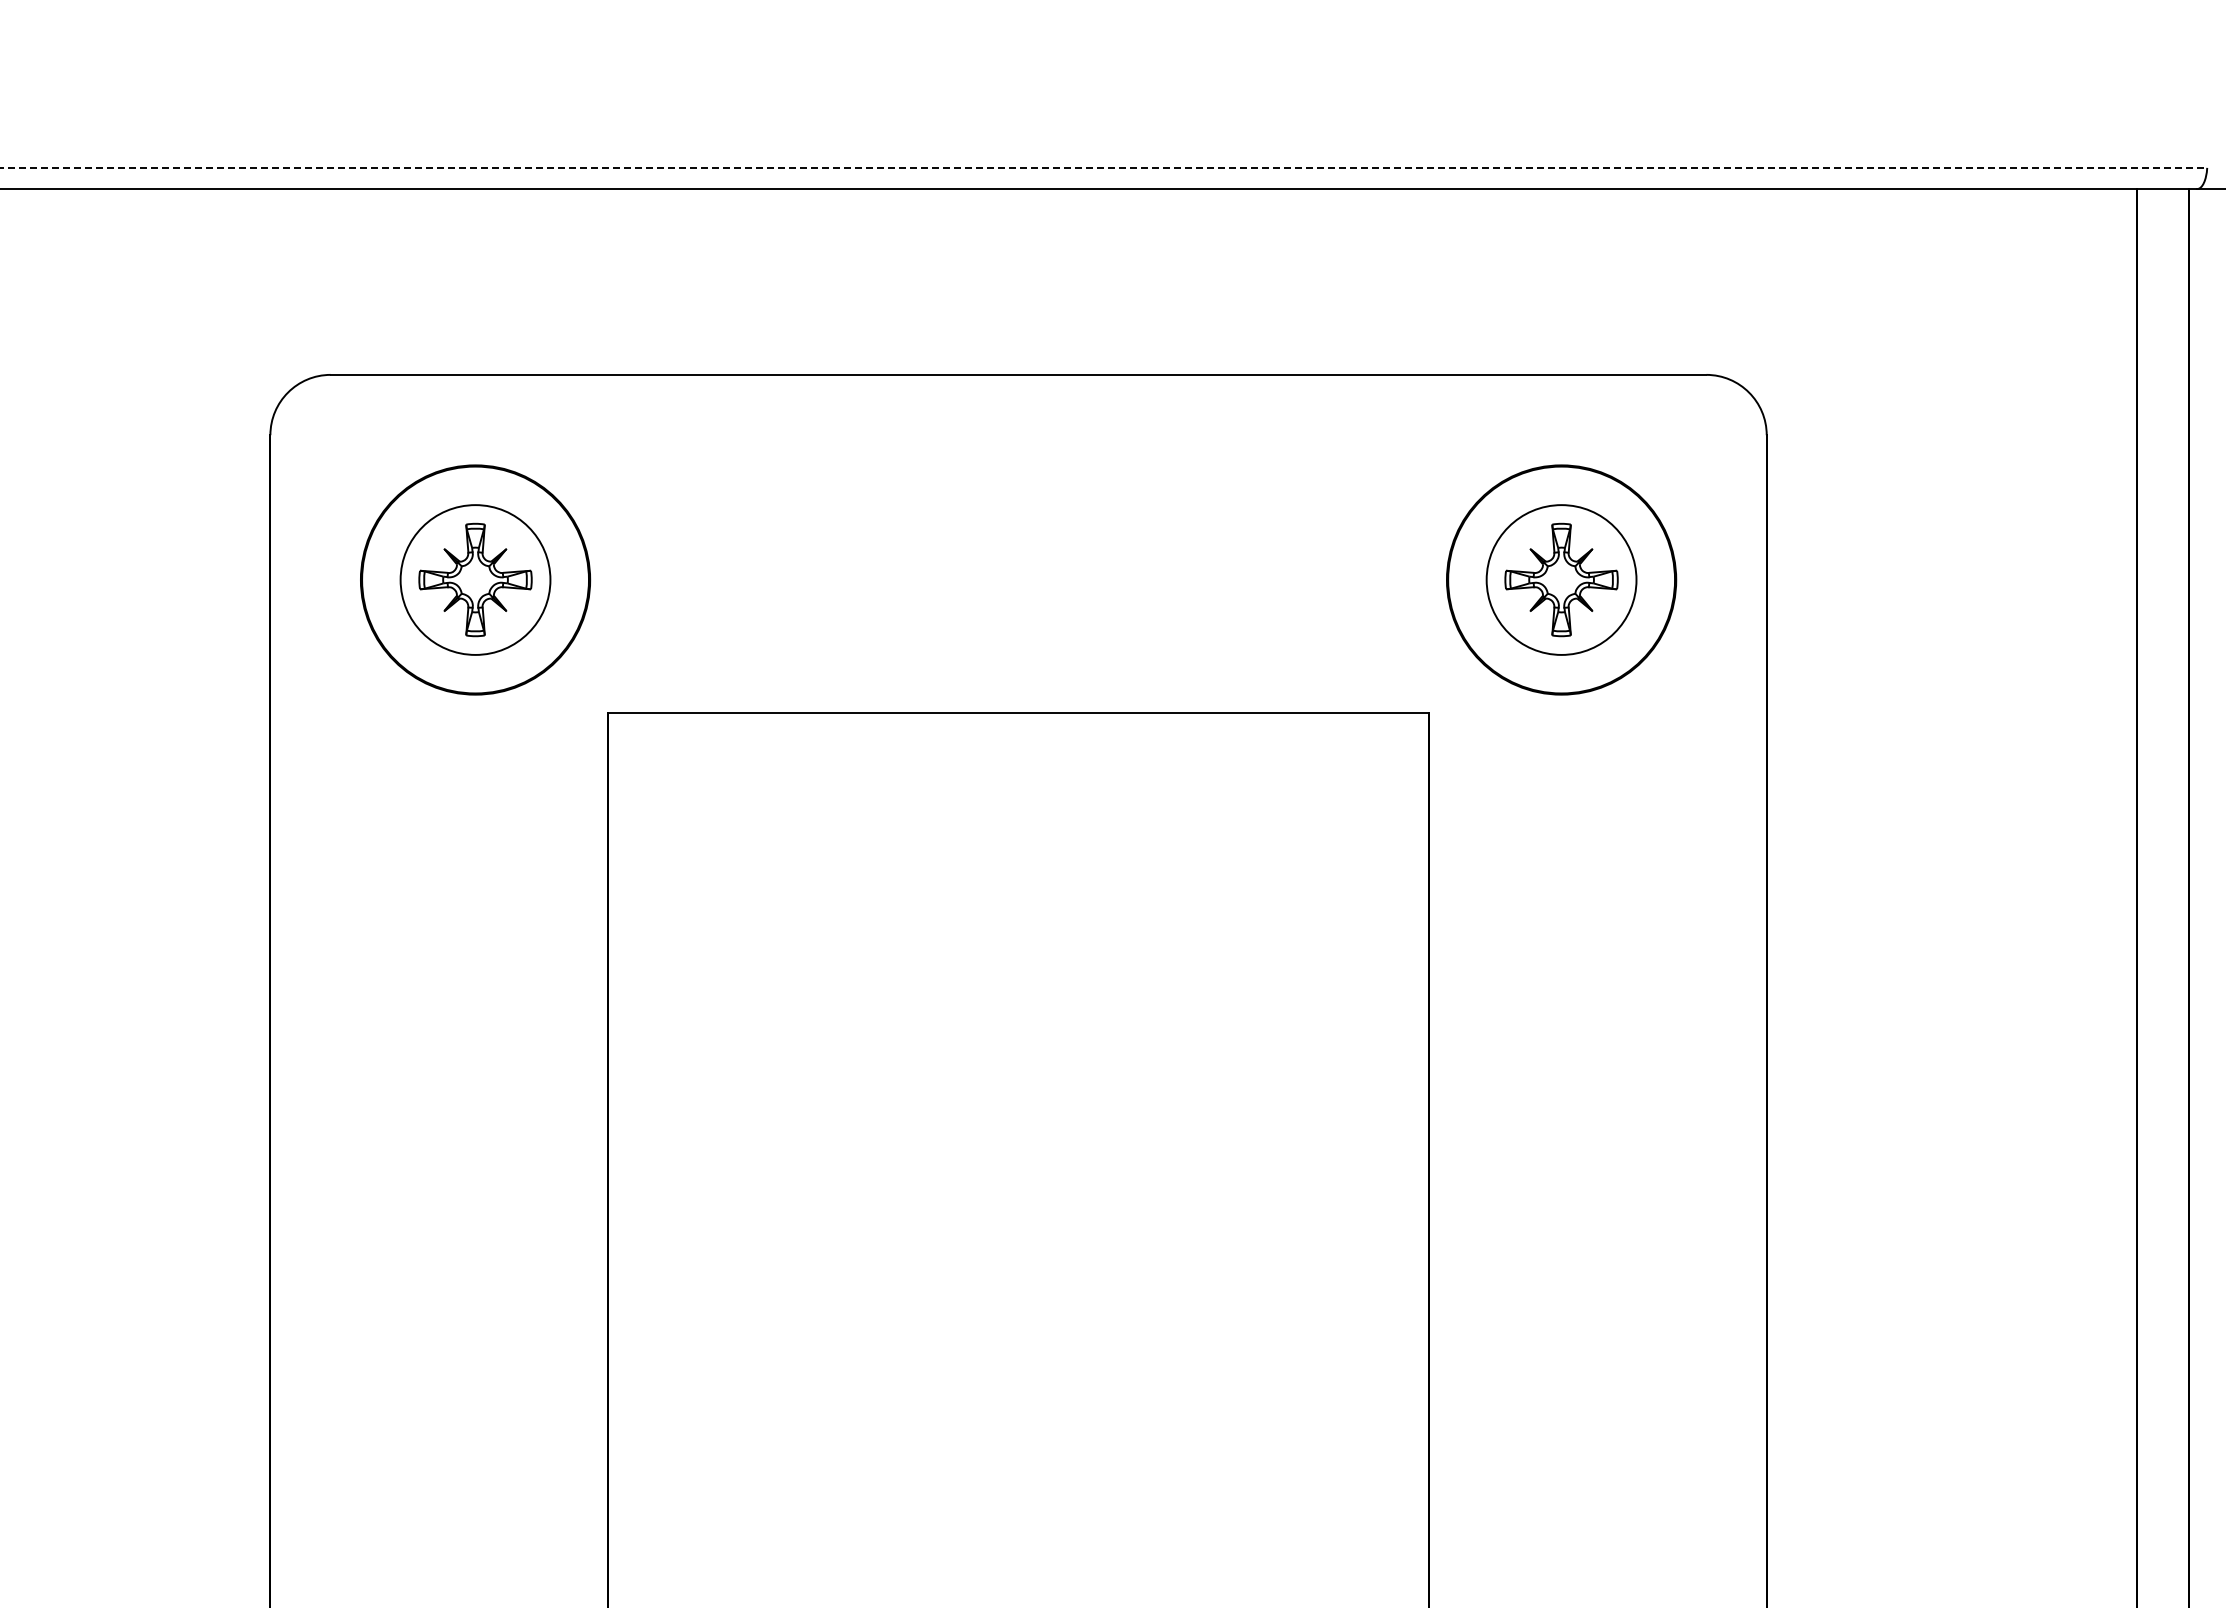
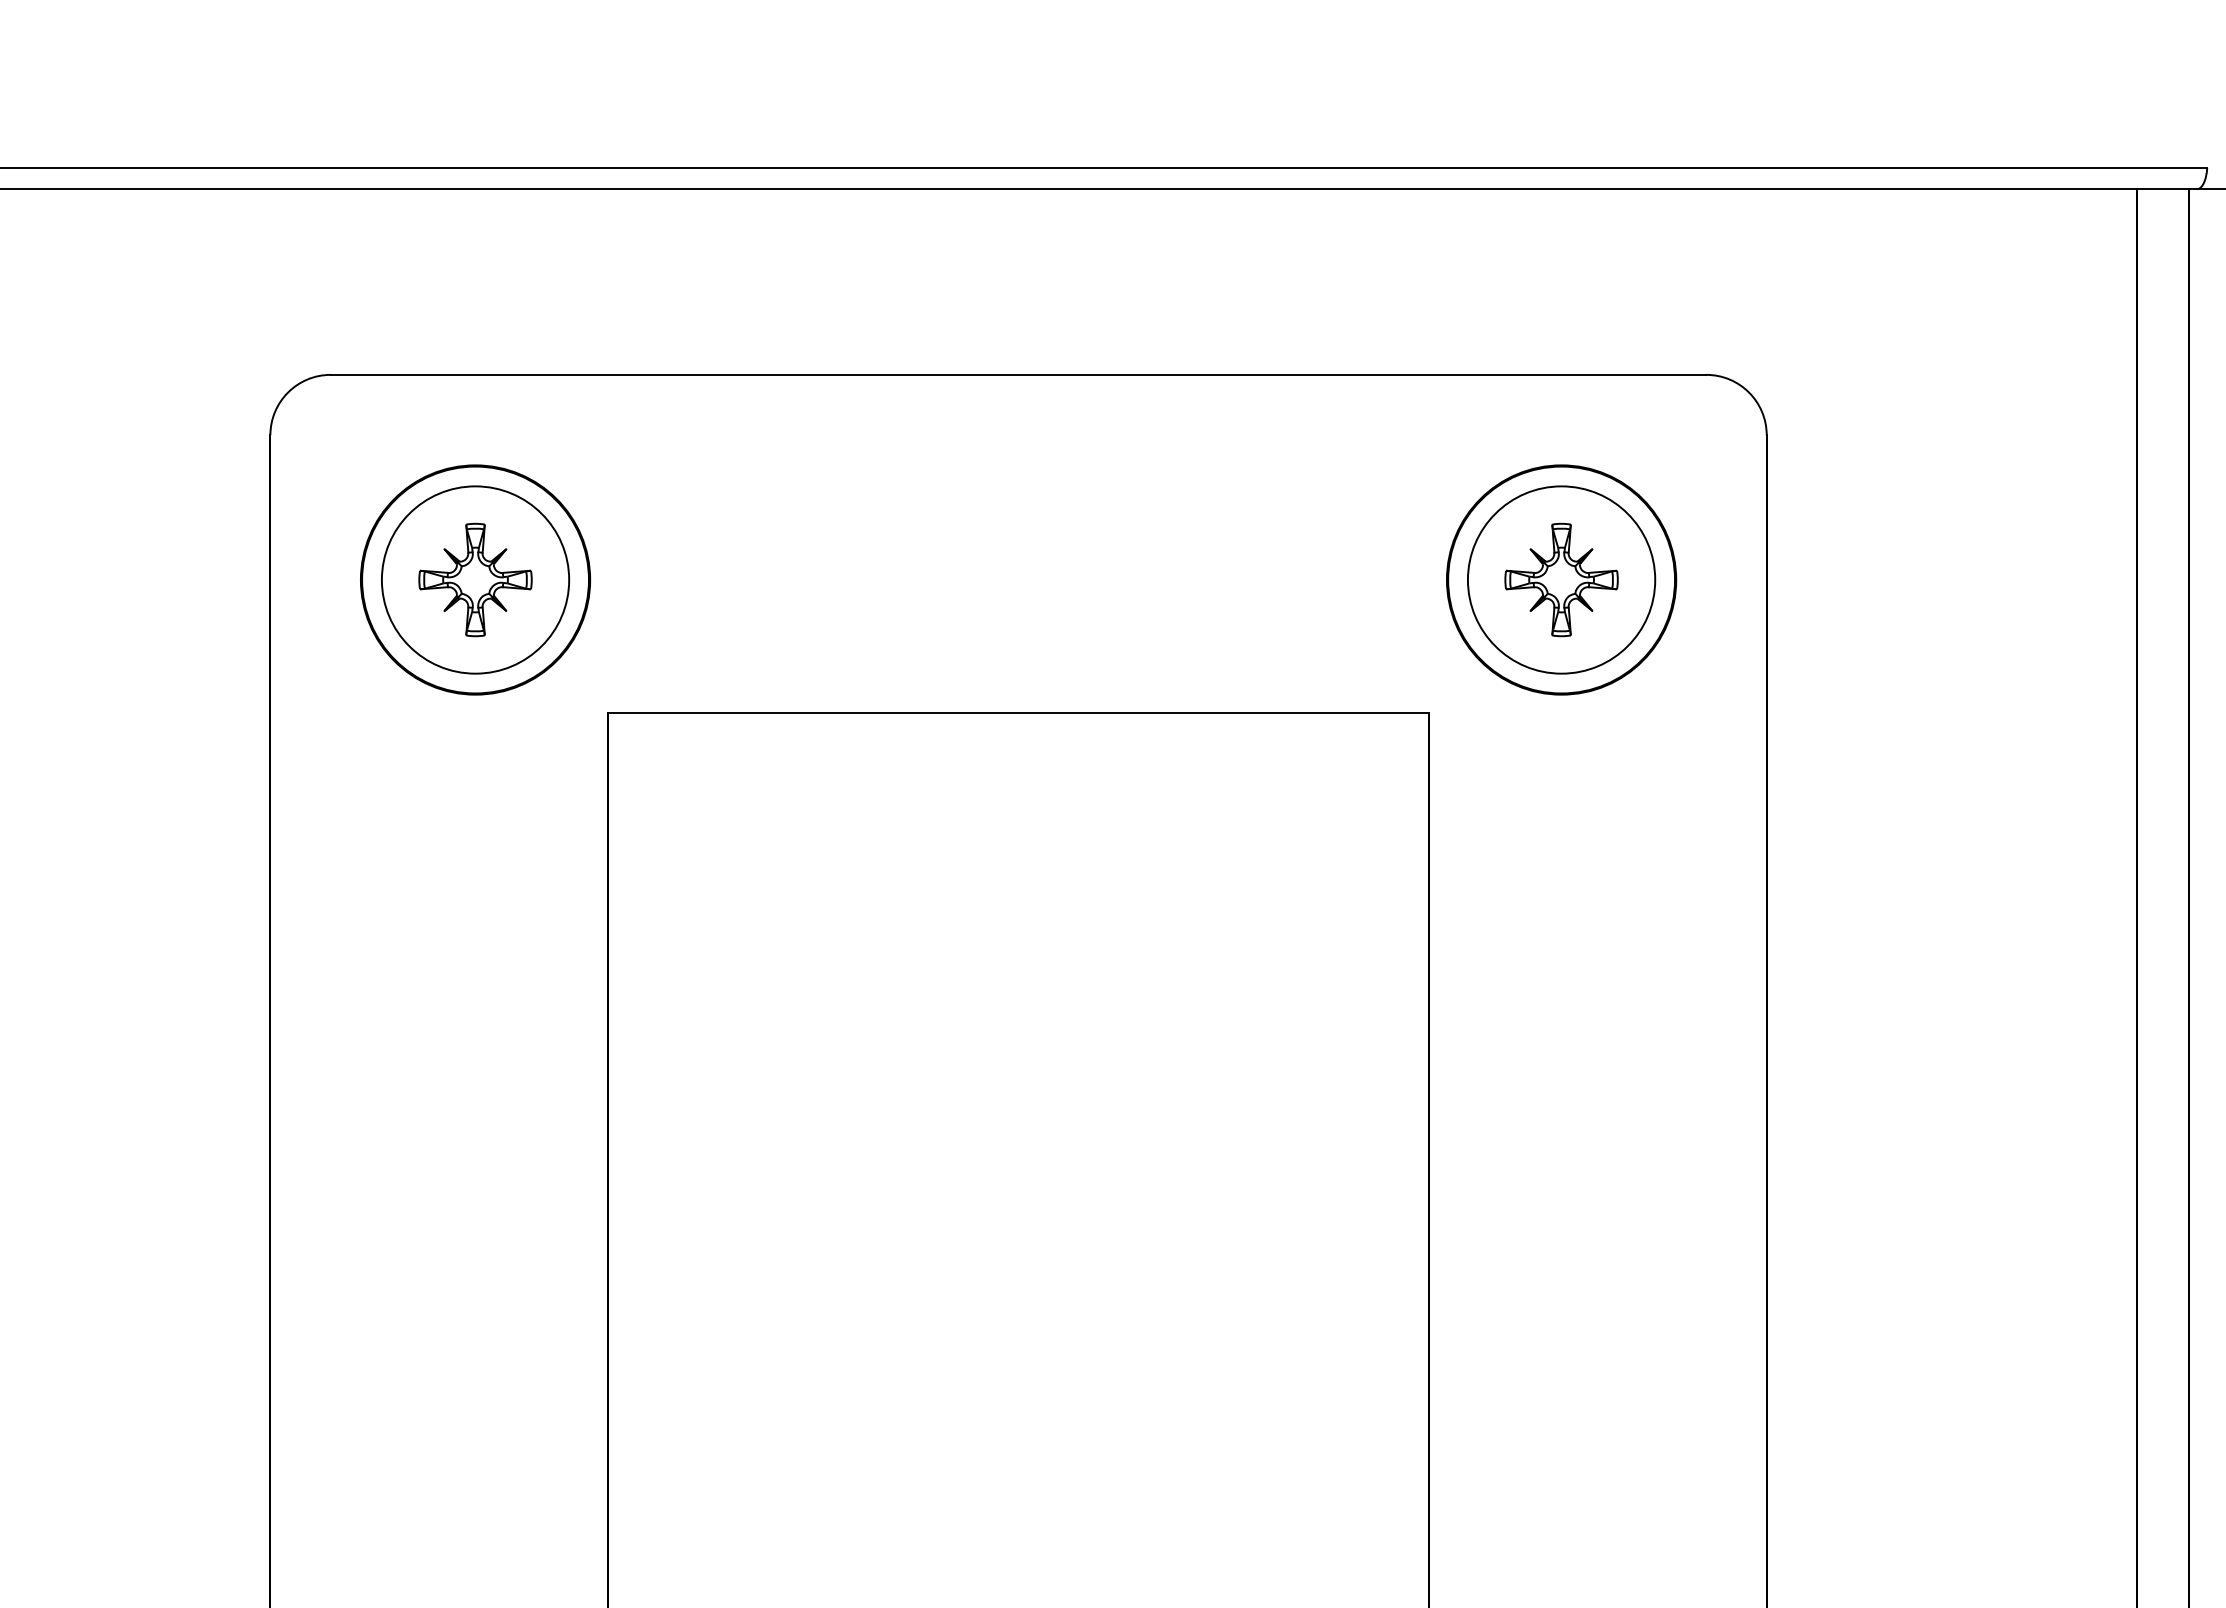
line: dashed -> solid (1104, 168)
circle diameter: 150 px -> 187 px (475, 579)
circle diameter: 150 px -> 187 px (1561, 579)
